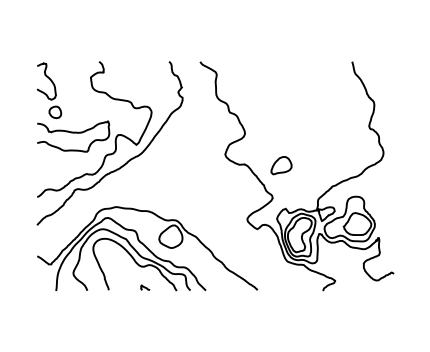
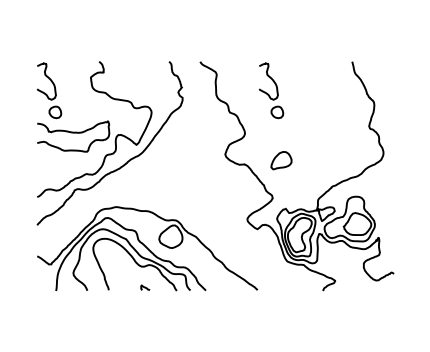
part: none -> present (271, 90)
part position: (281, 165) -> (281, 160) (281, 160)
